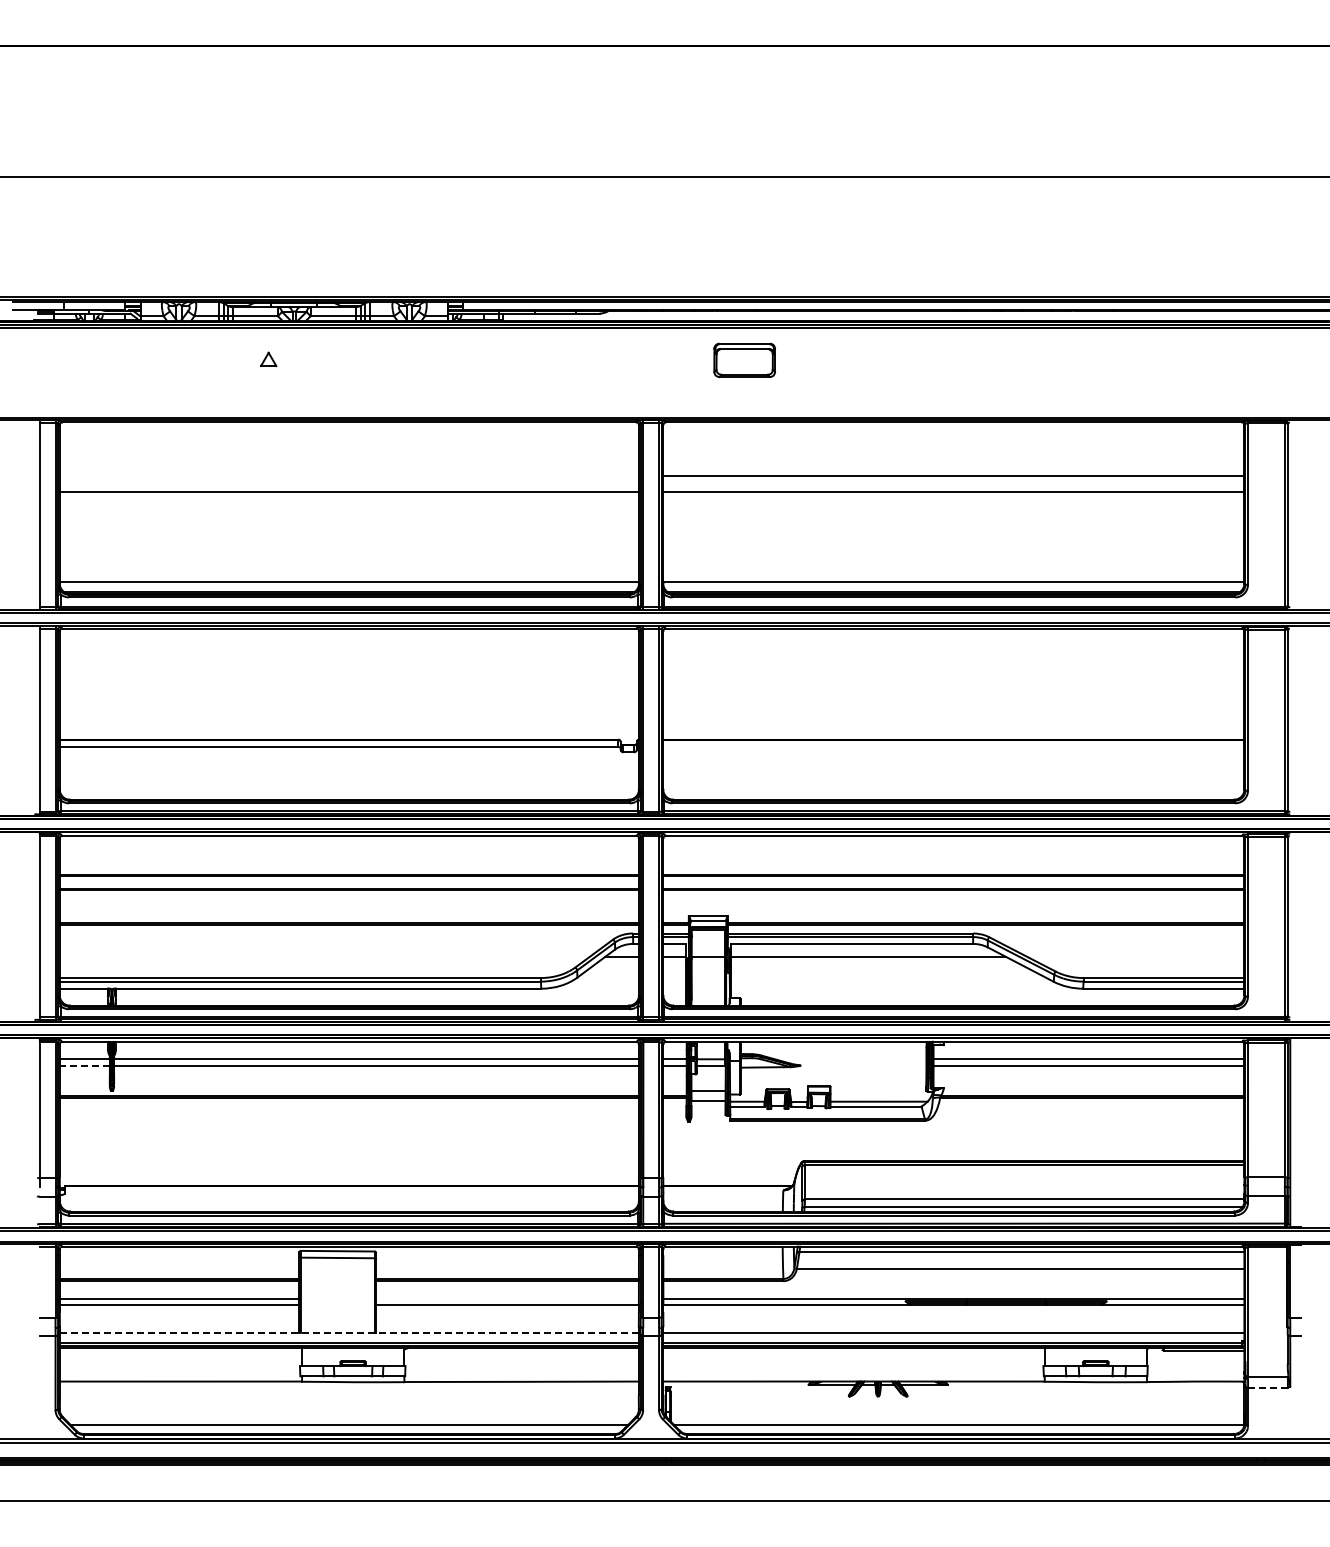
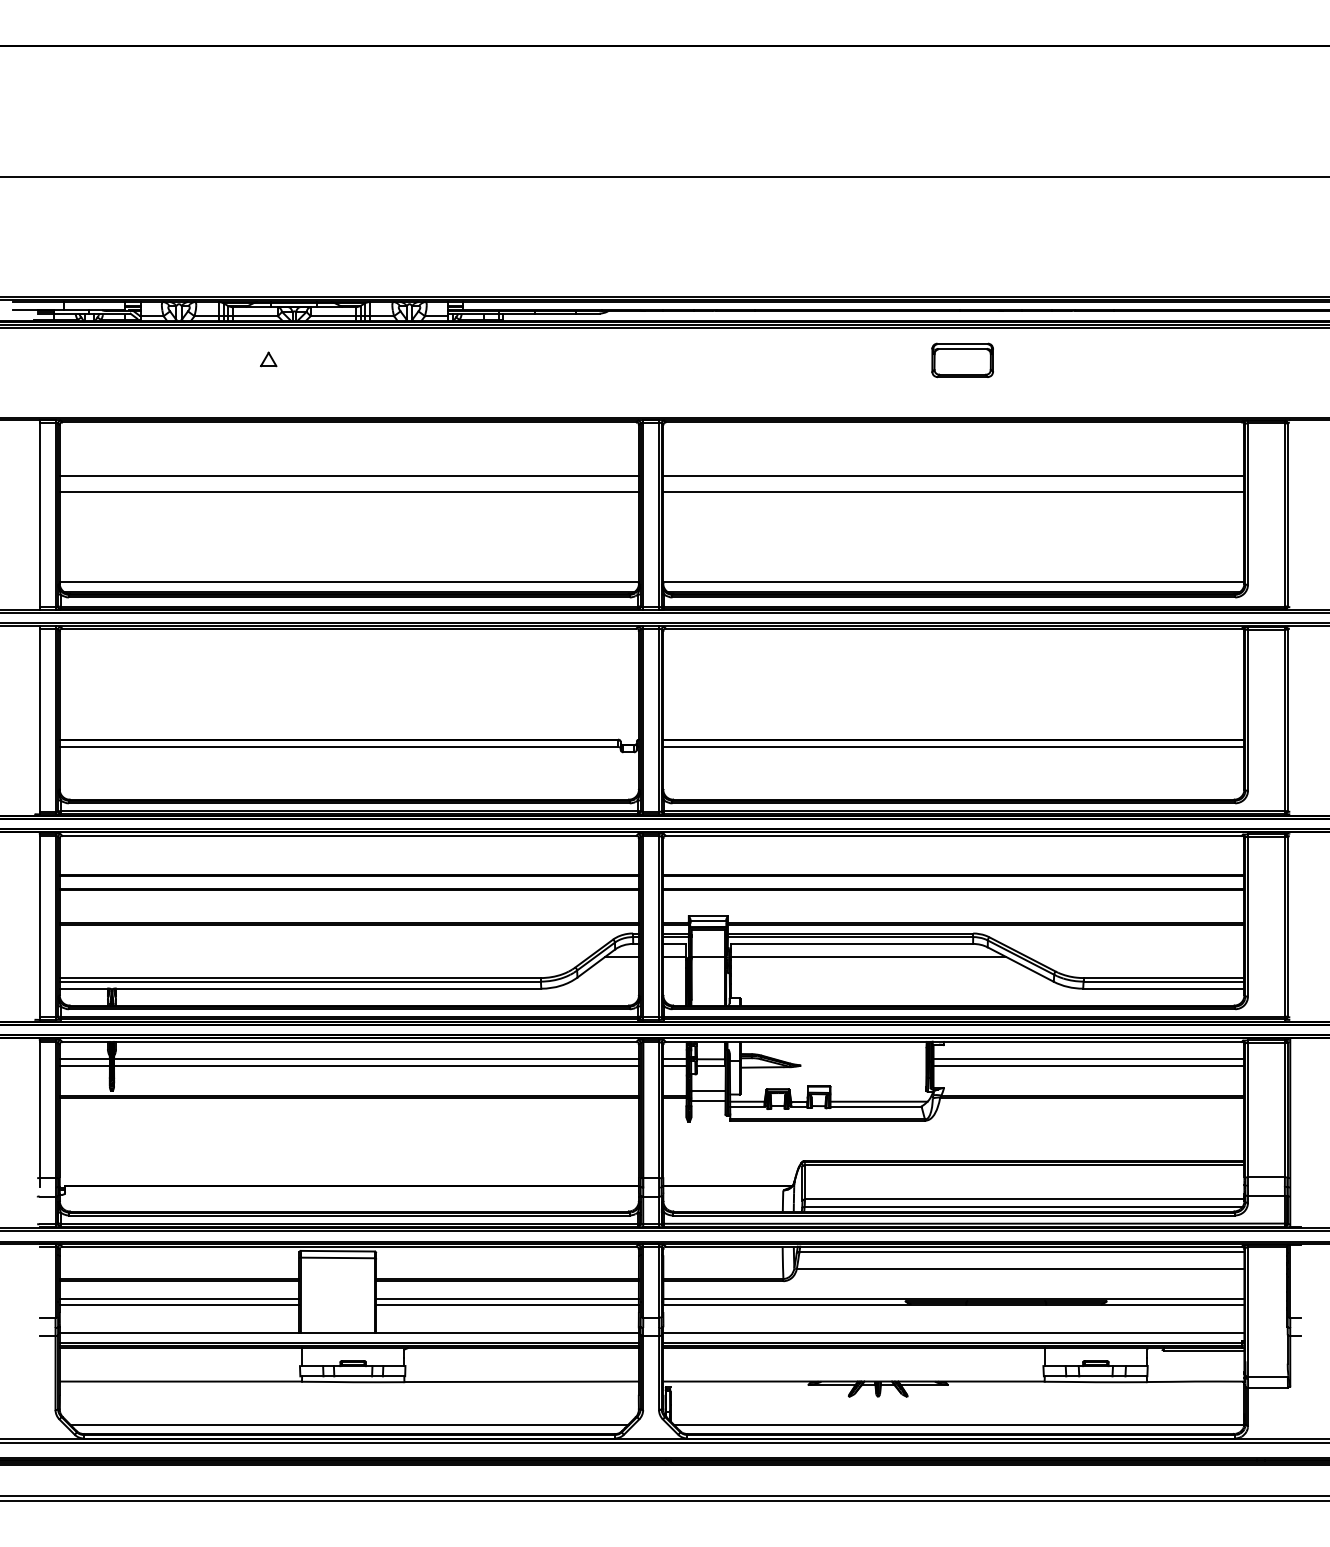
part position: (744, 360) -> (962, 360) (962, 360)
line: none -> present (348, 476)
line: none -> present (953, 746)
line: dashed -> solid (84, 1065)
line: none -> present (507, 1299)
line: dashed -> solid (349, 1332)
line: dashed -> solid (1268, 1388)
line: none -> present (664, 1495)
